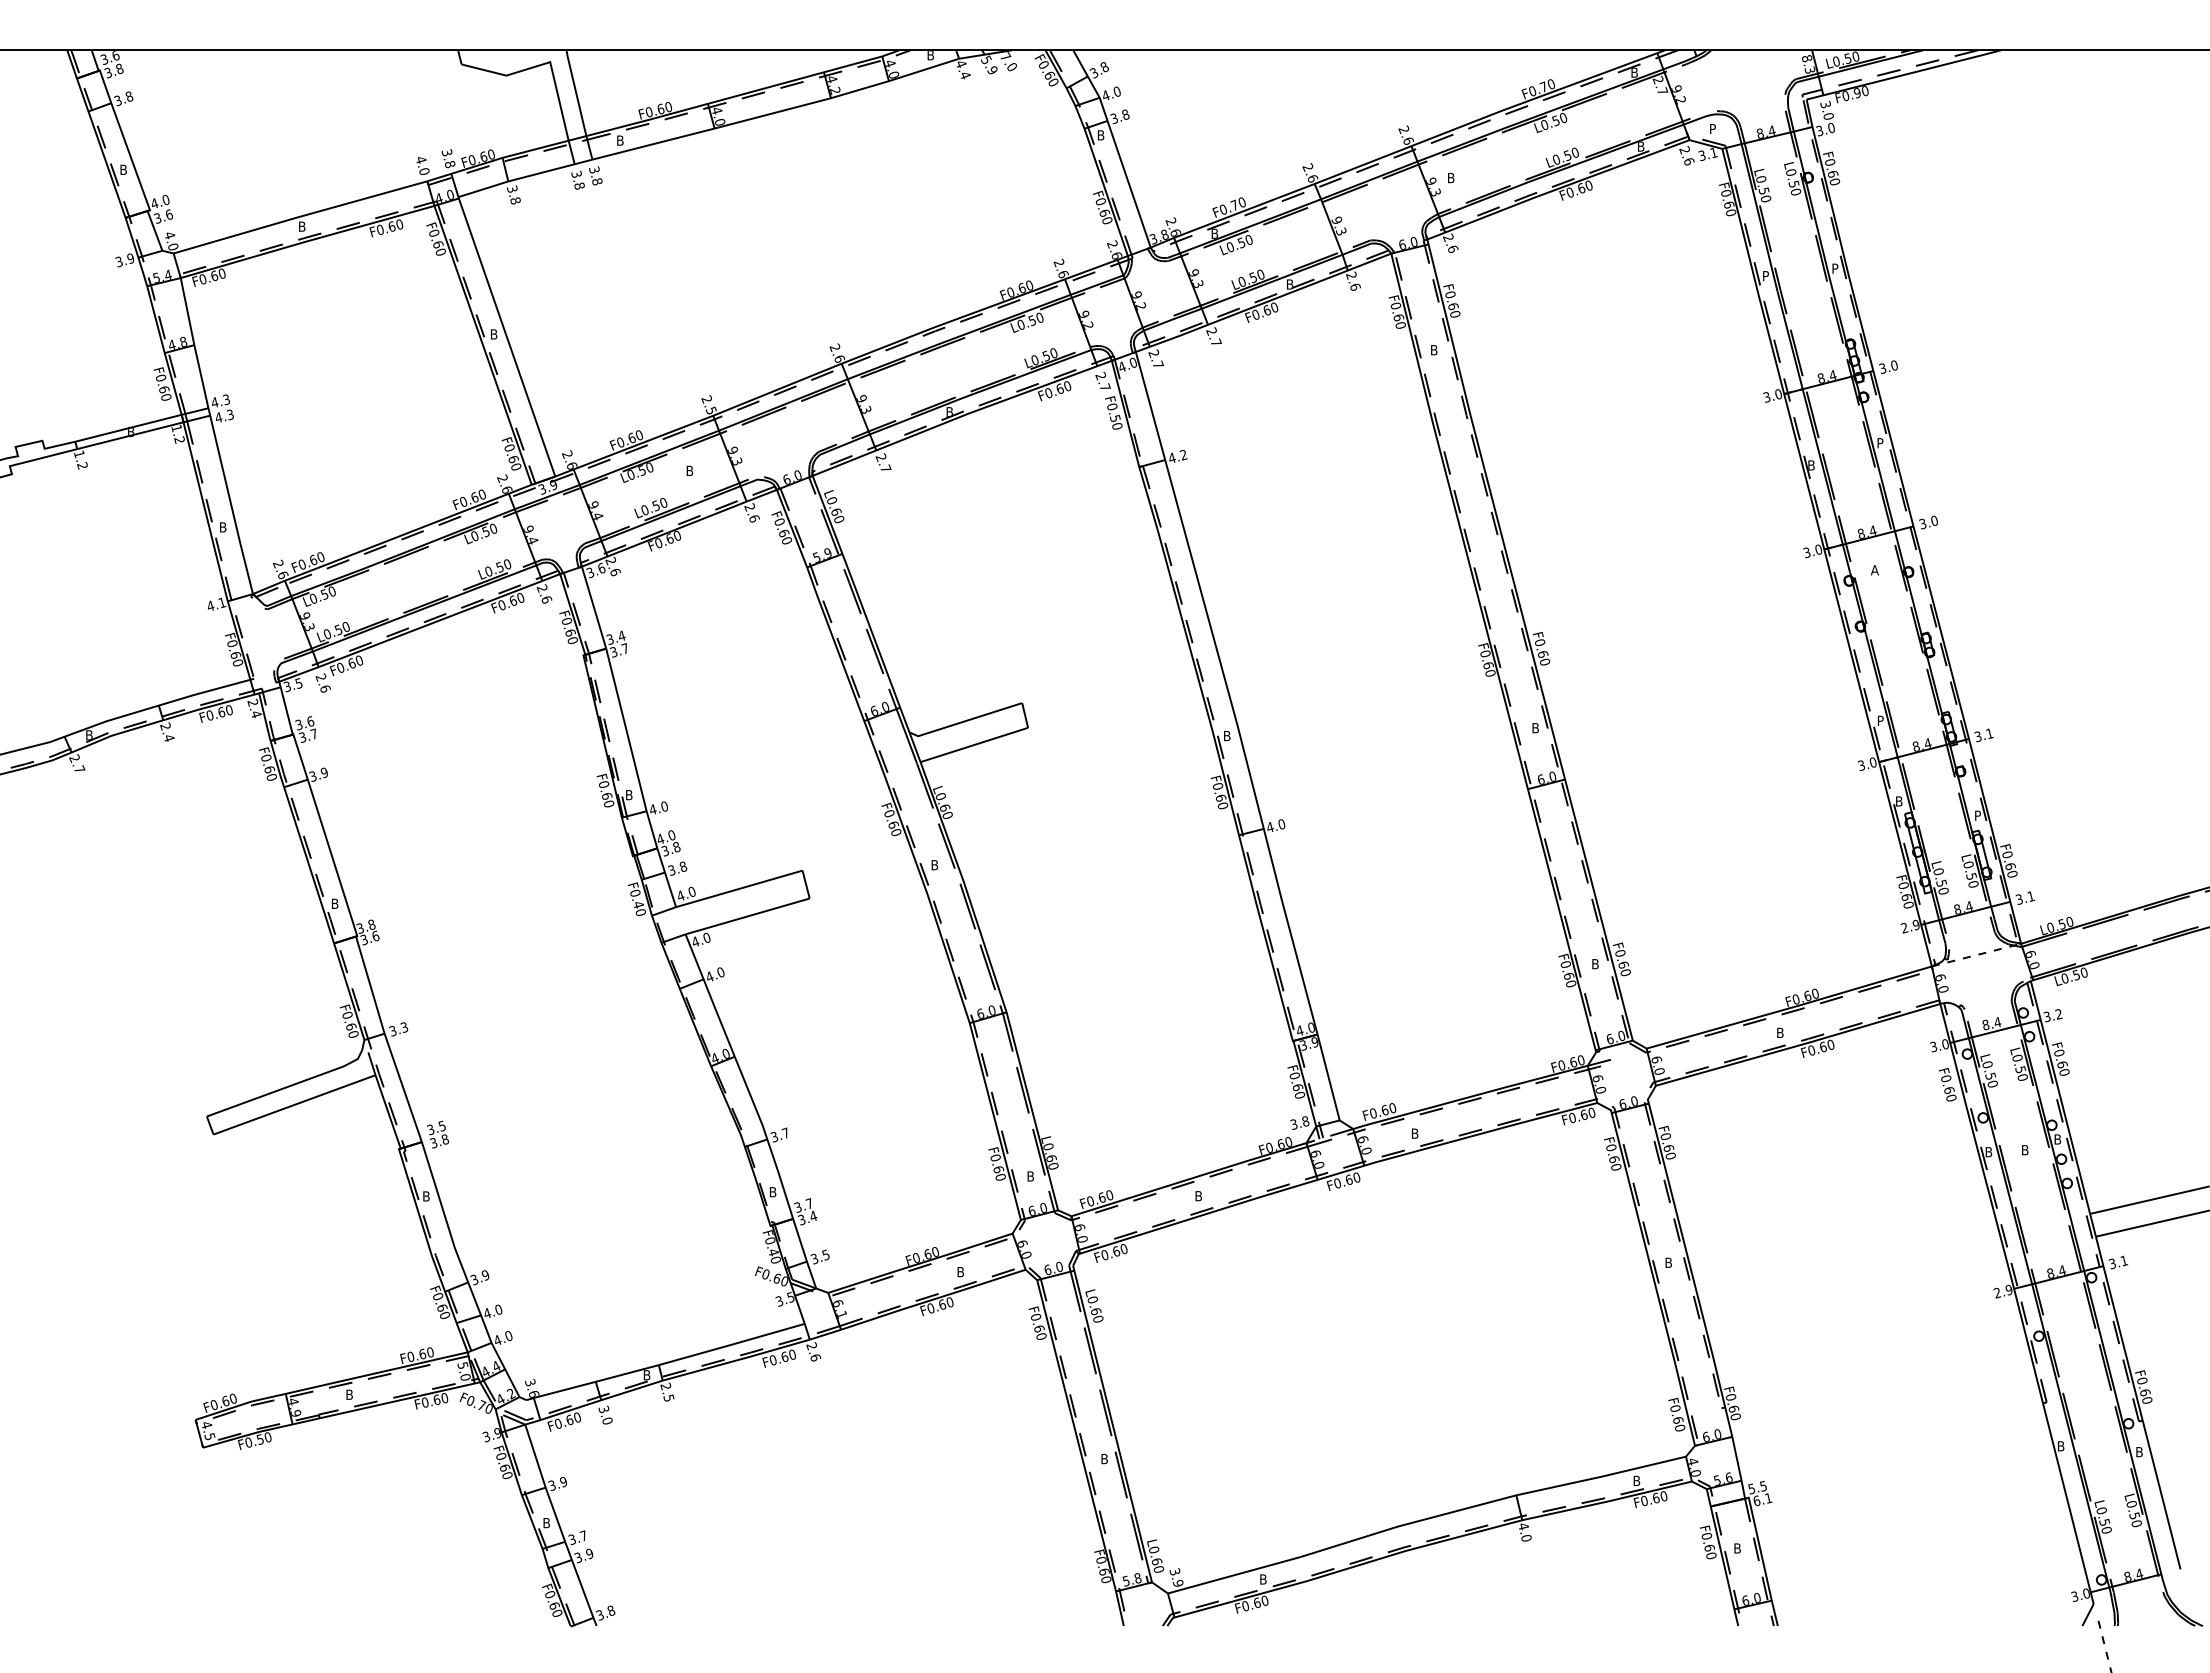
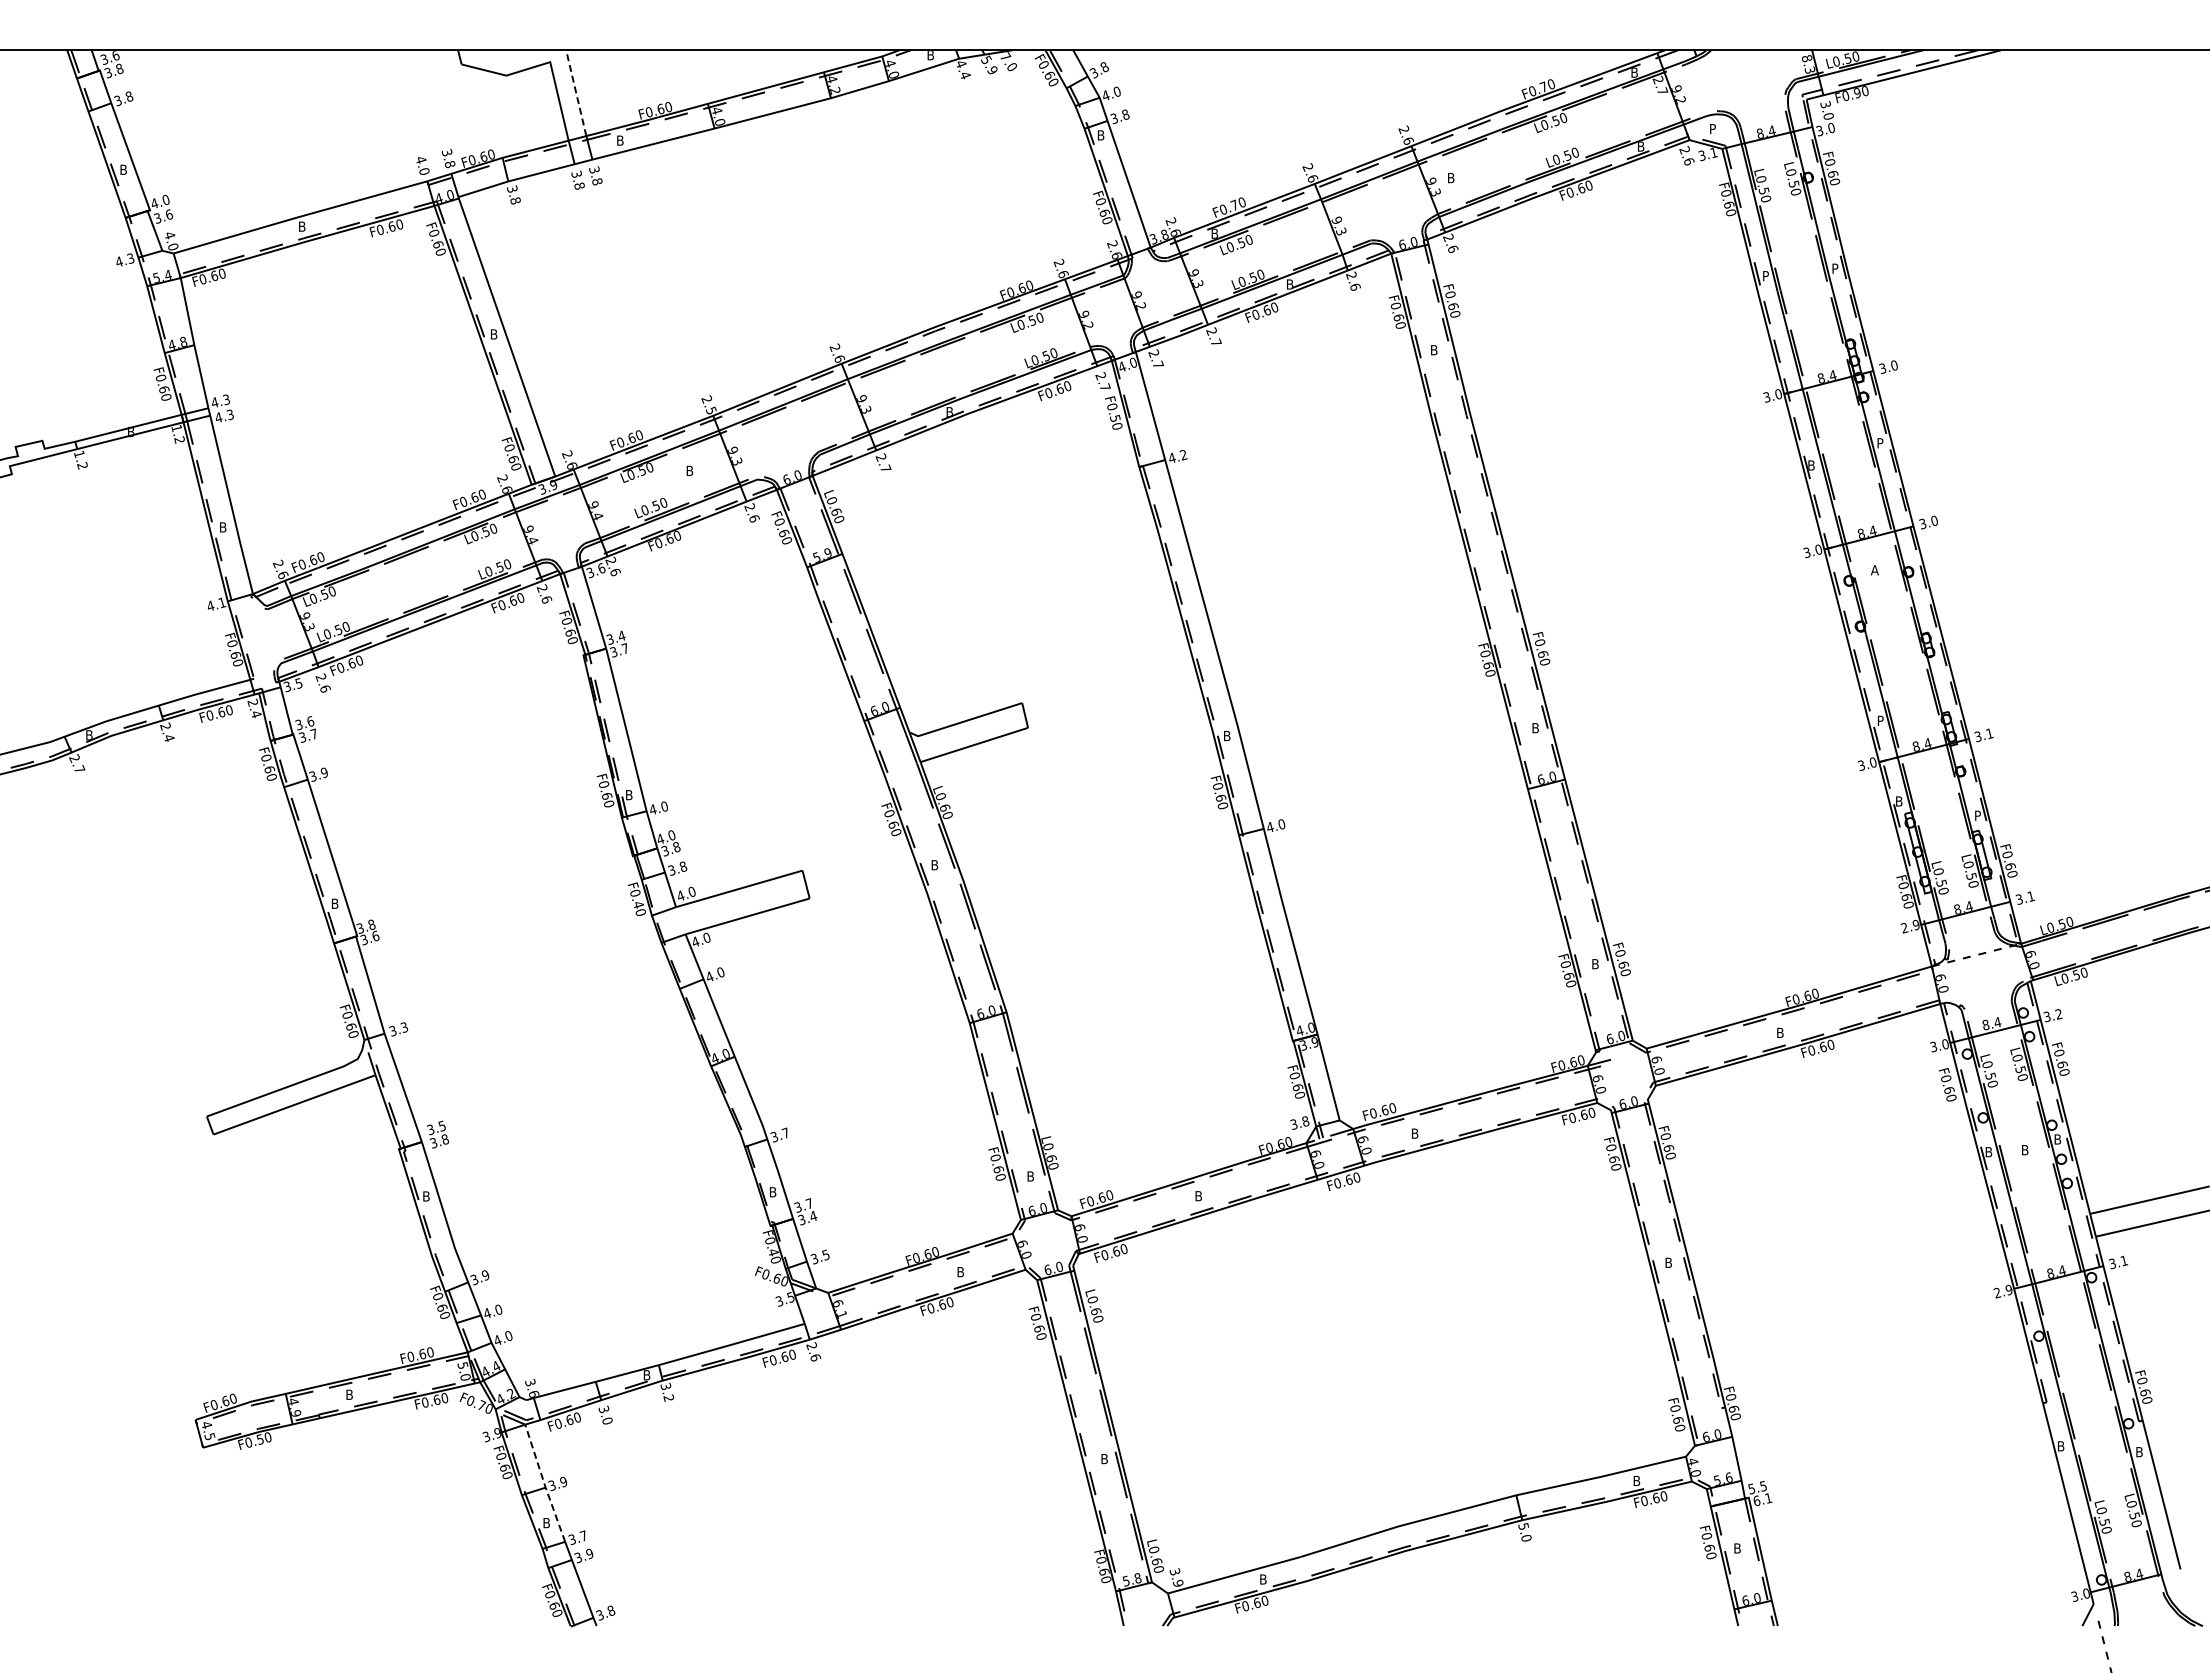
line: solid -> dashed (576, 92)
text: 3.9 -> 4.3 (124, 260)
text: 2.5 -> 3.2 (667, 1391)
line: solid -> dashed (544, 1483)
text: 4.0 -> 5.0 (1523, 1526)
